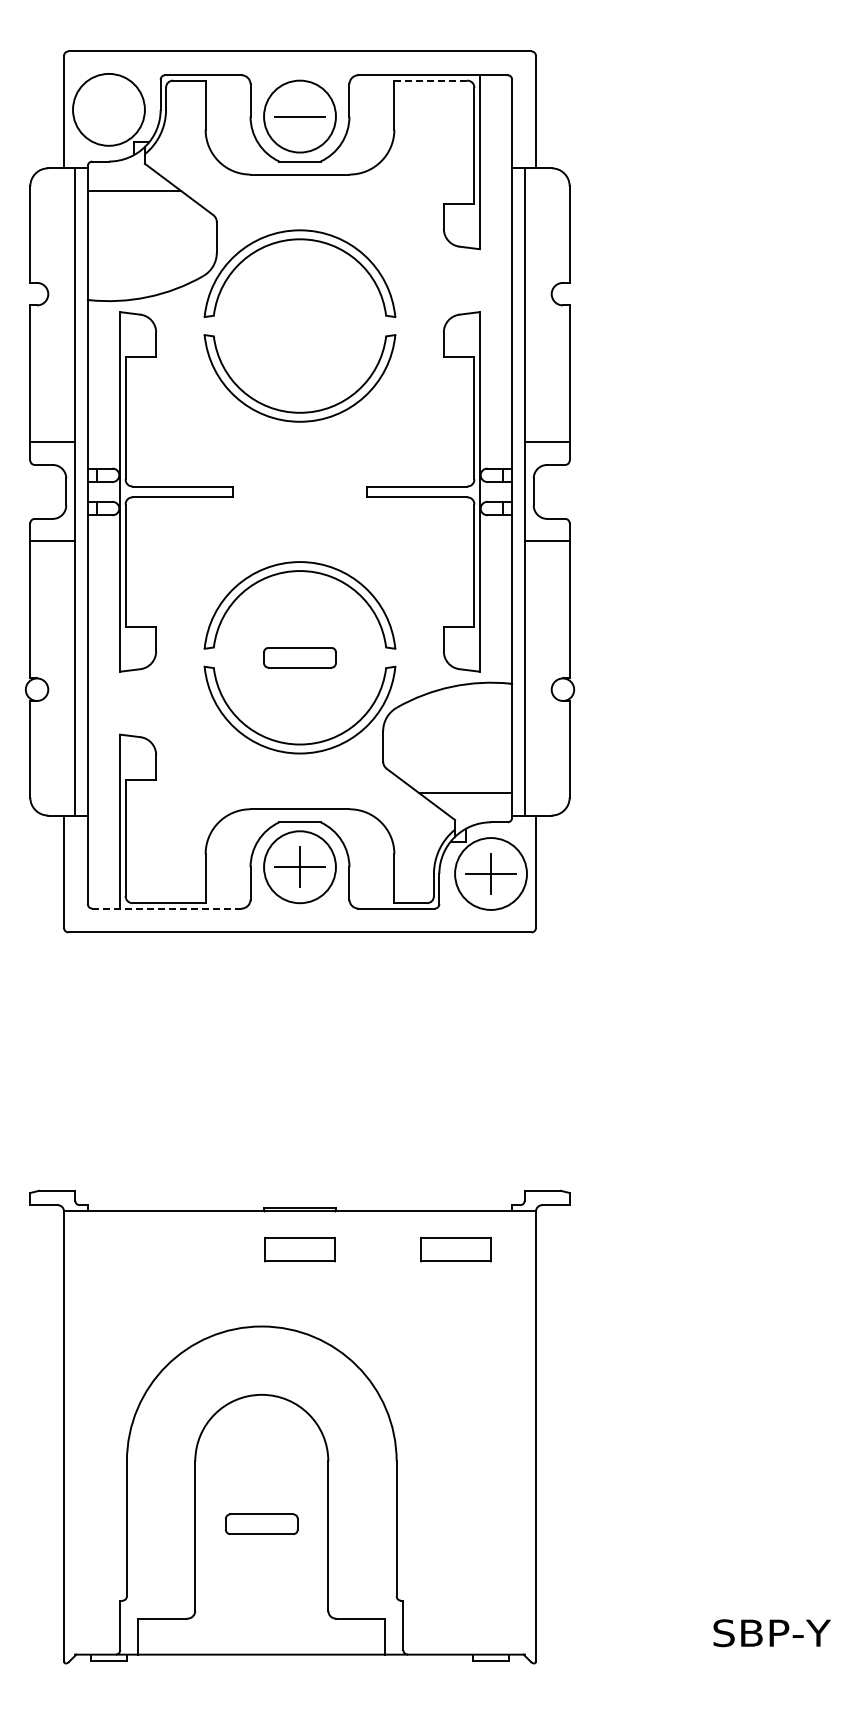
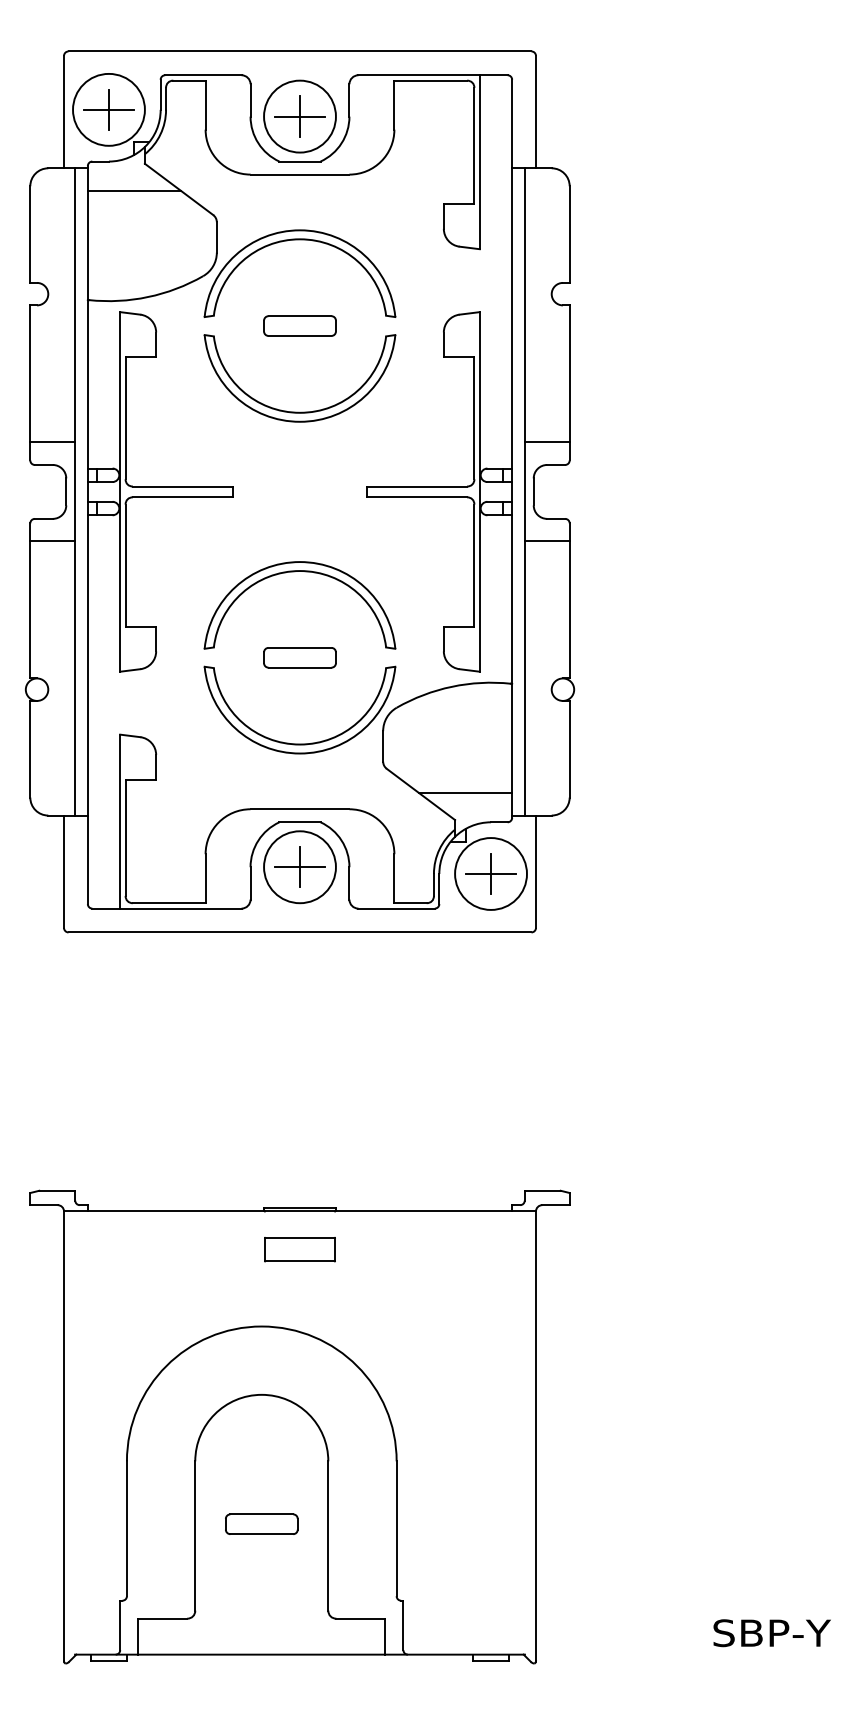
line: dashed -> solid (430, 80)
part: none -> present (108, 109)
line: none -> present (300, 116)
part: none -> present (299, 325)
line: dashed -> solid (166, 908)
part: present -> none (455, 1249)
